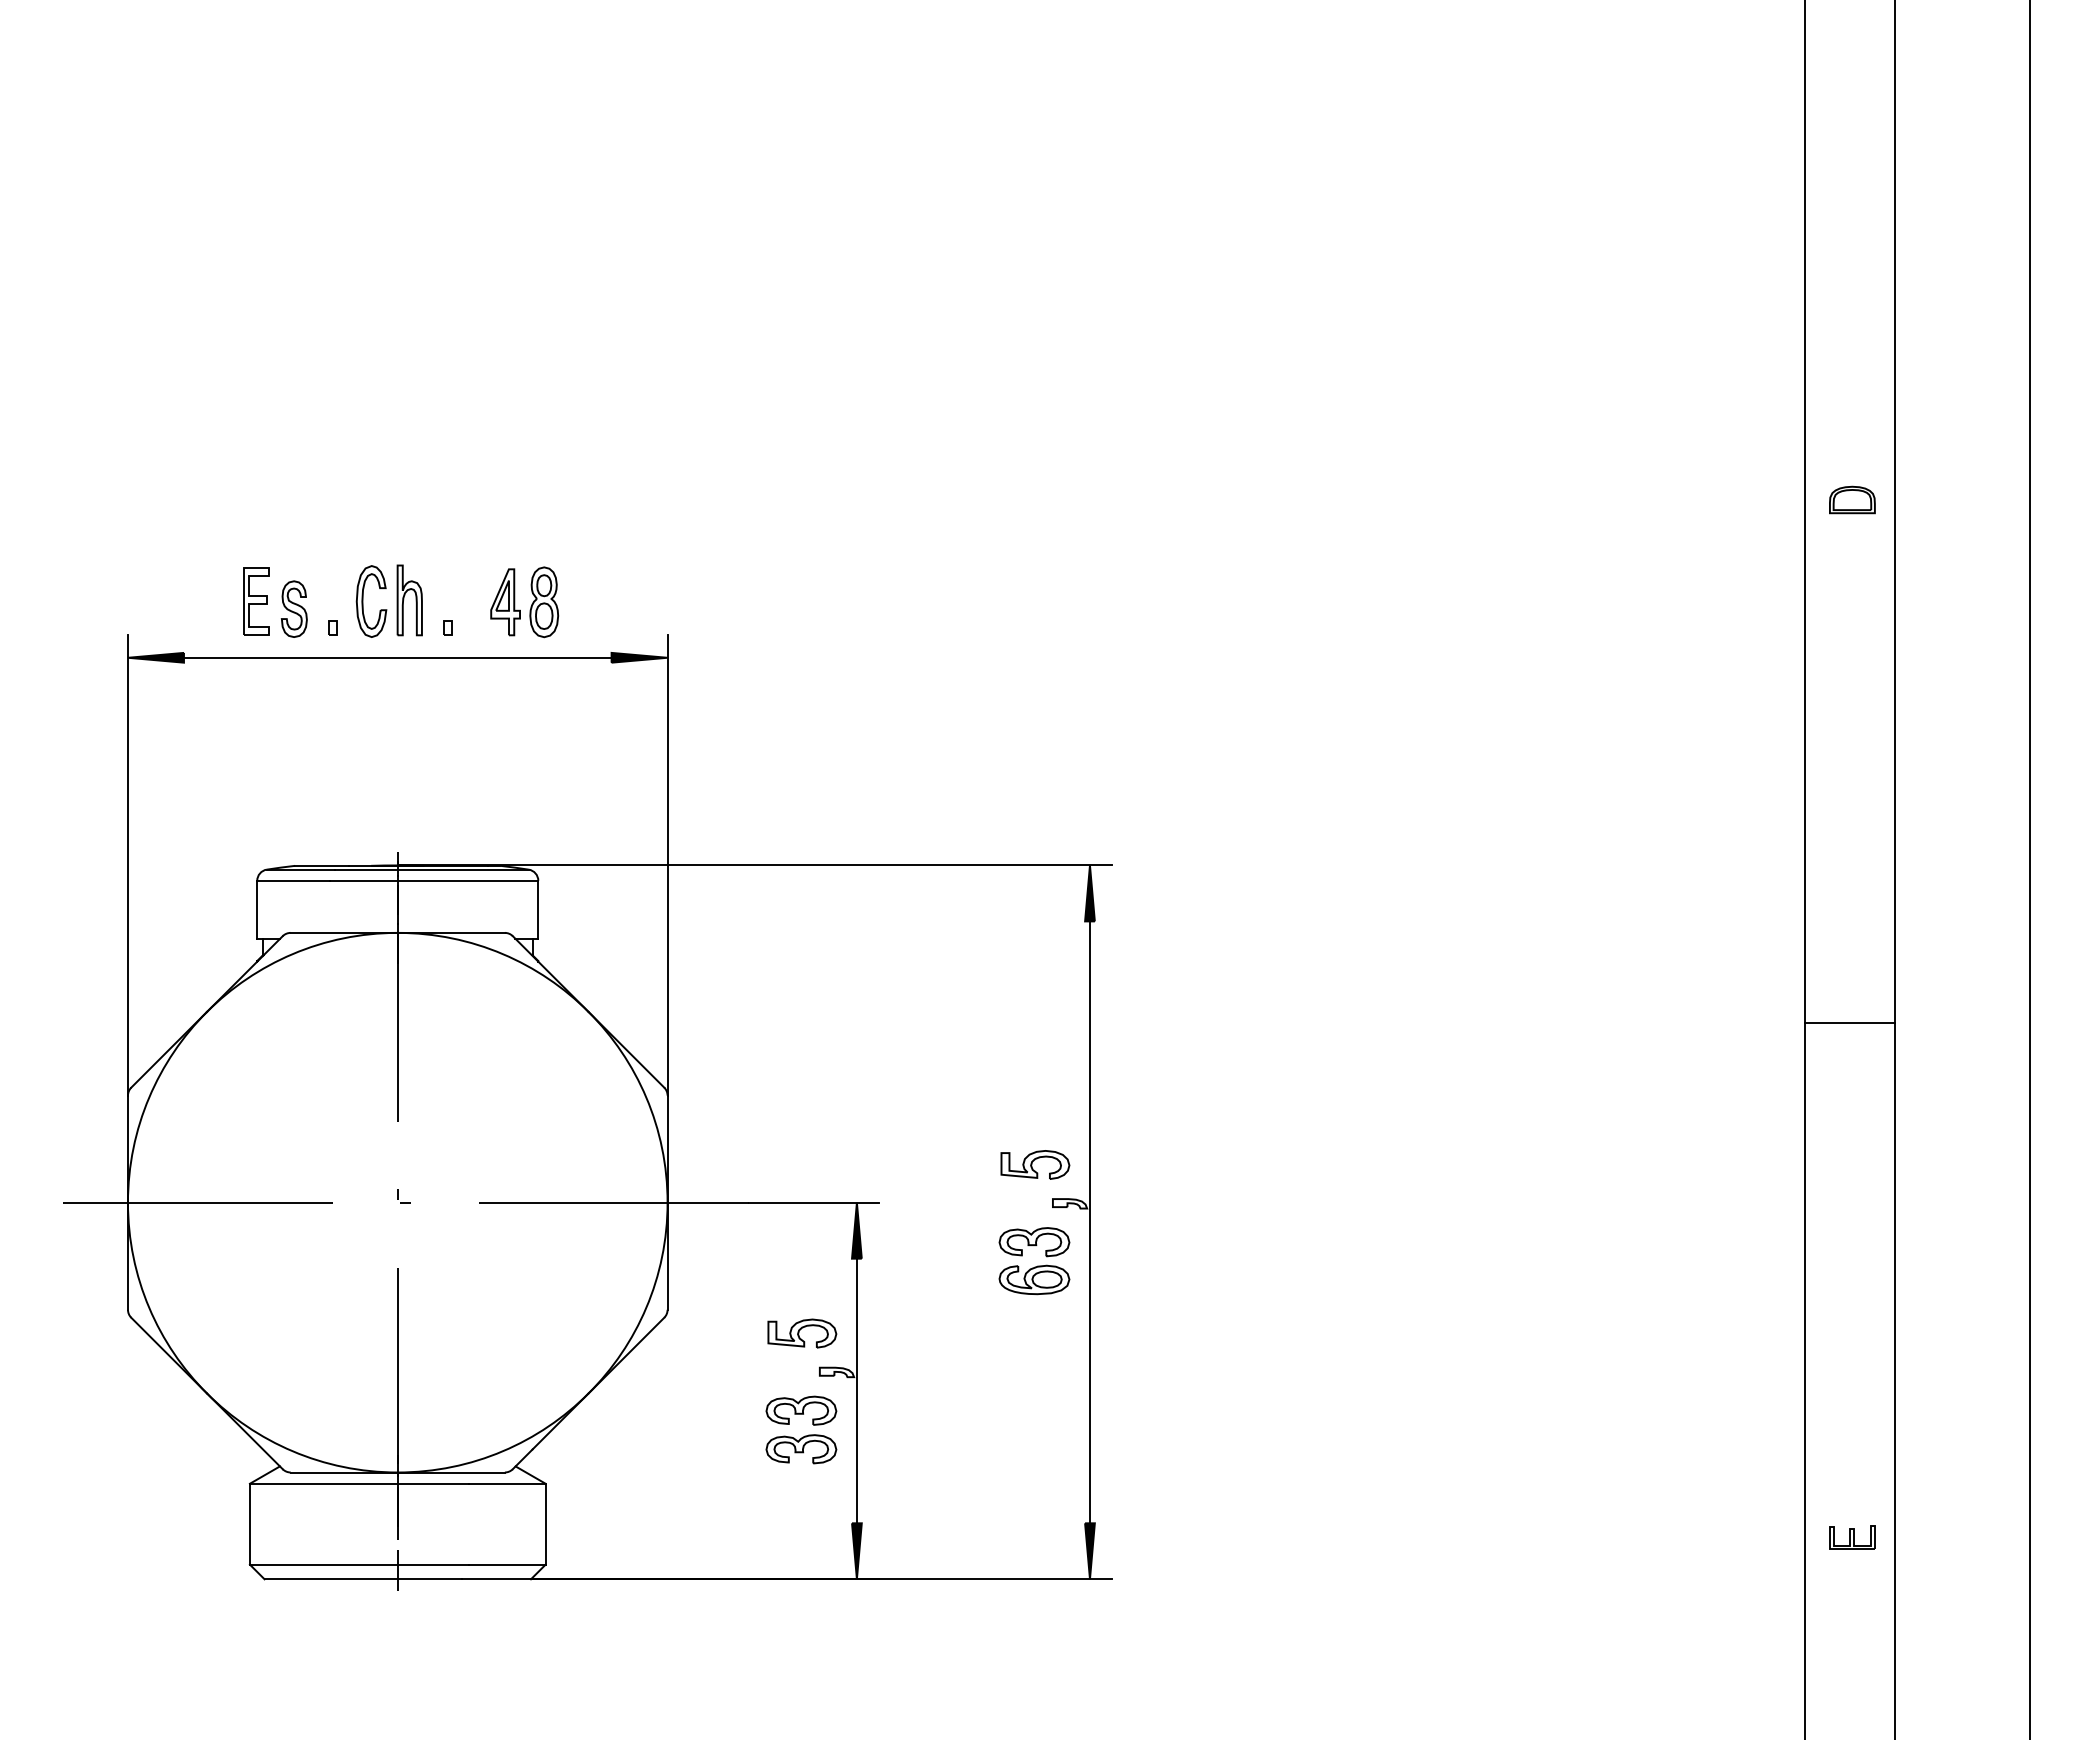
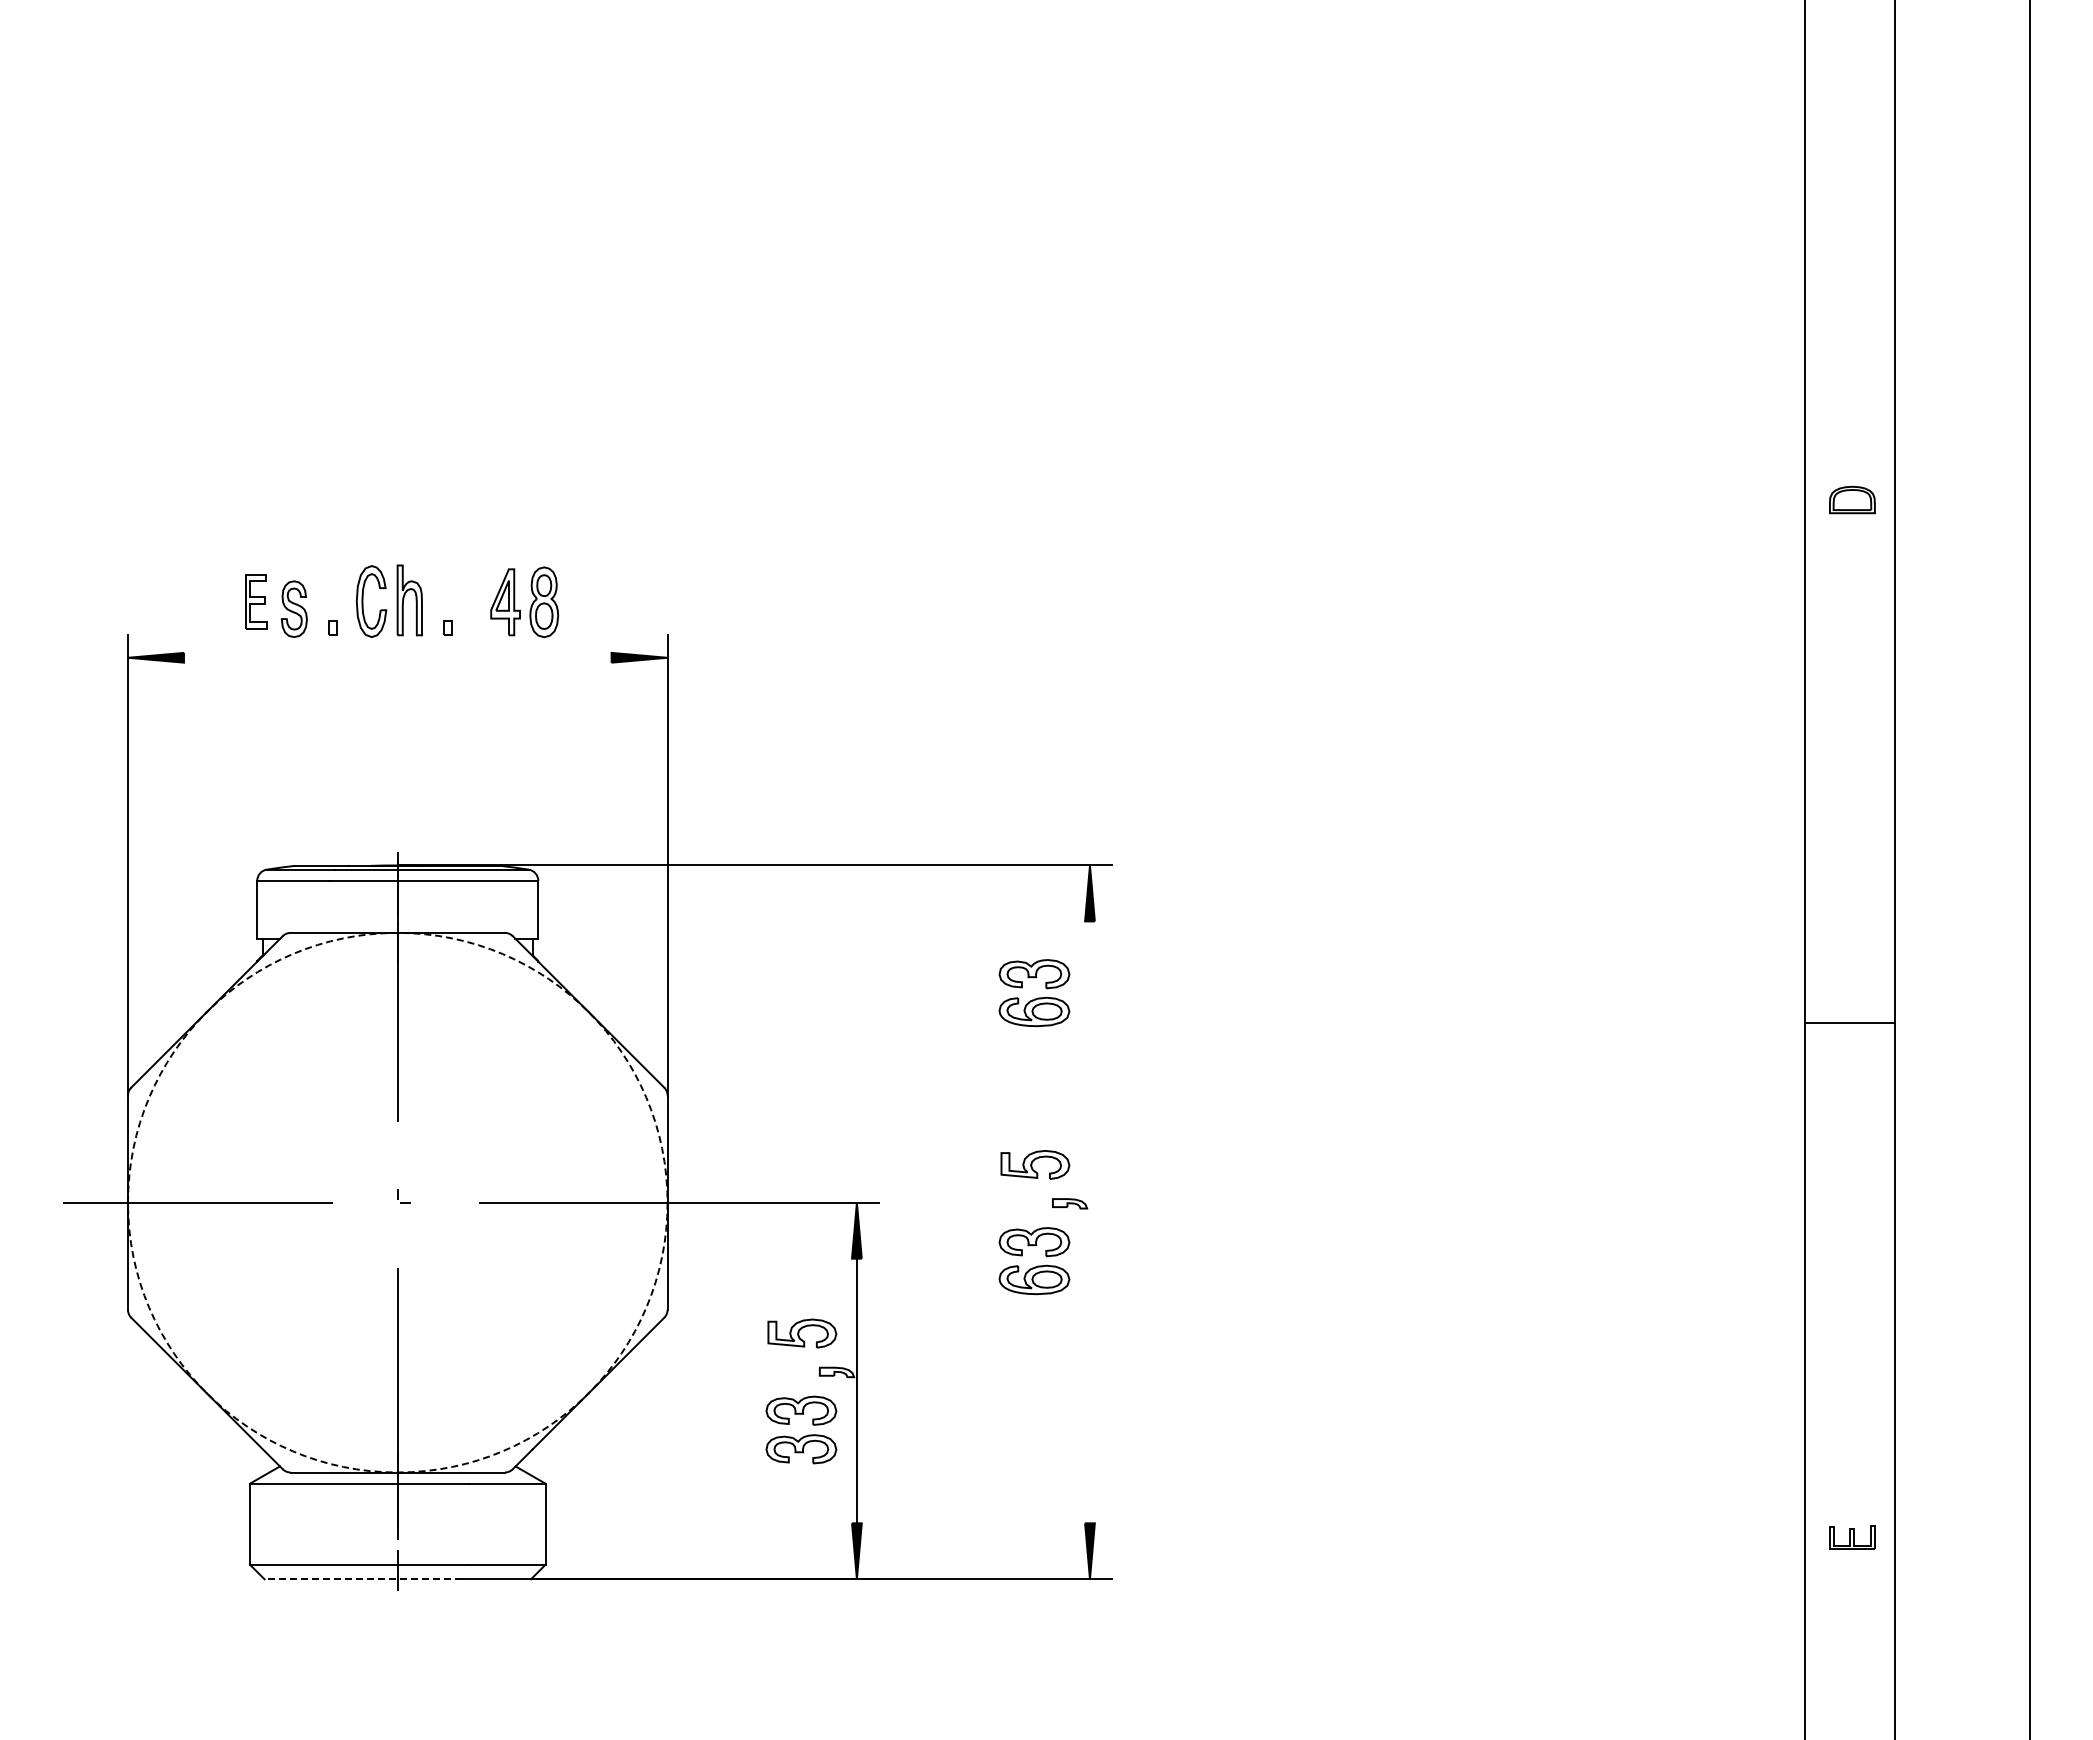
part size: 27x69 px -> 23x56 px (256, 601)
line: present -> none (397, 657)
part: none -> present (1034, 993)
circle: solid -> dashed (397, 1202)
line: present -> none (1089, 1222)
line: solid -> dashed (363, 1579)
